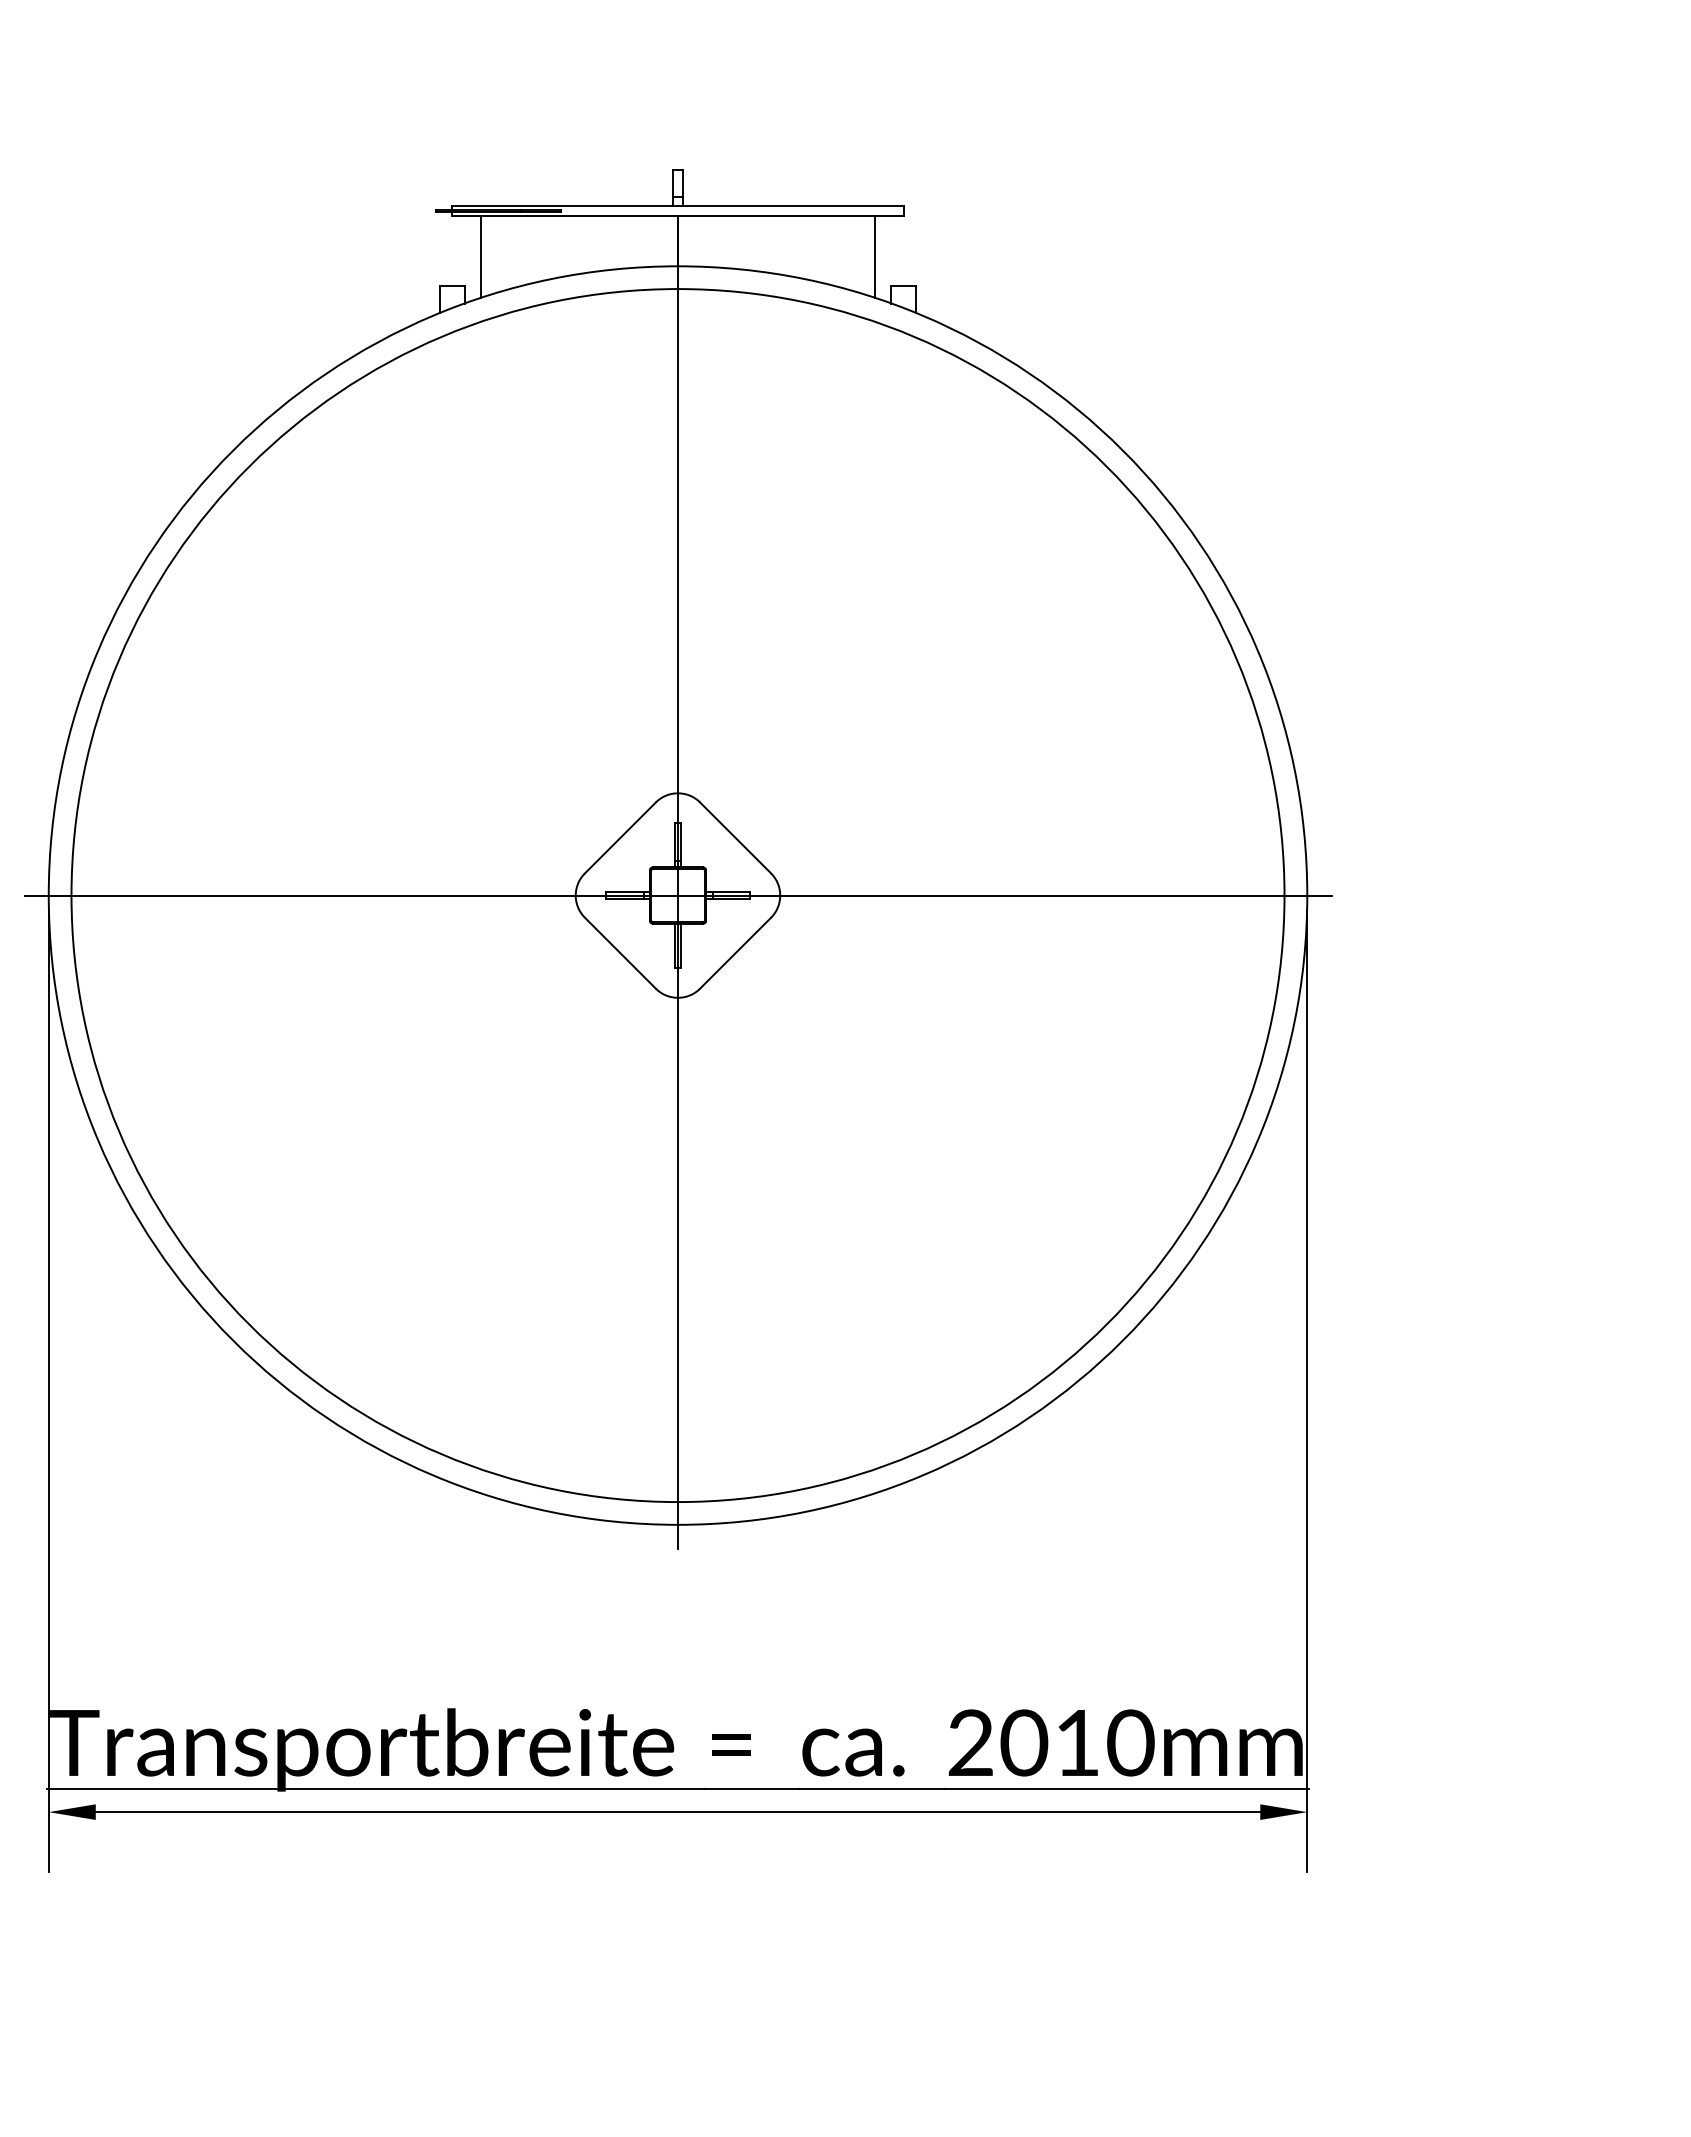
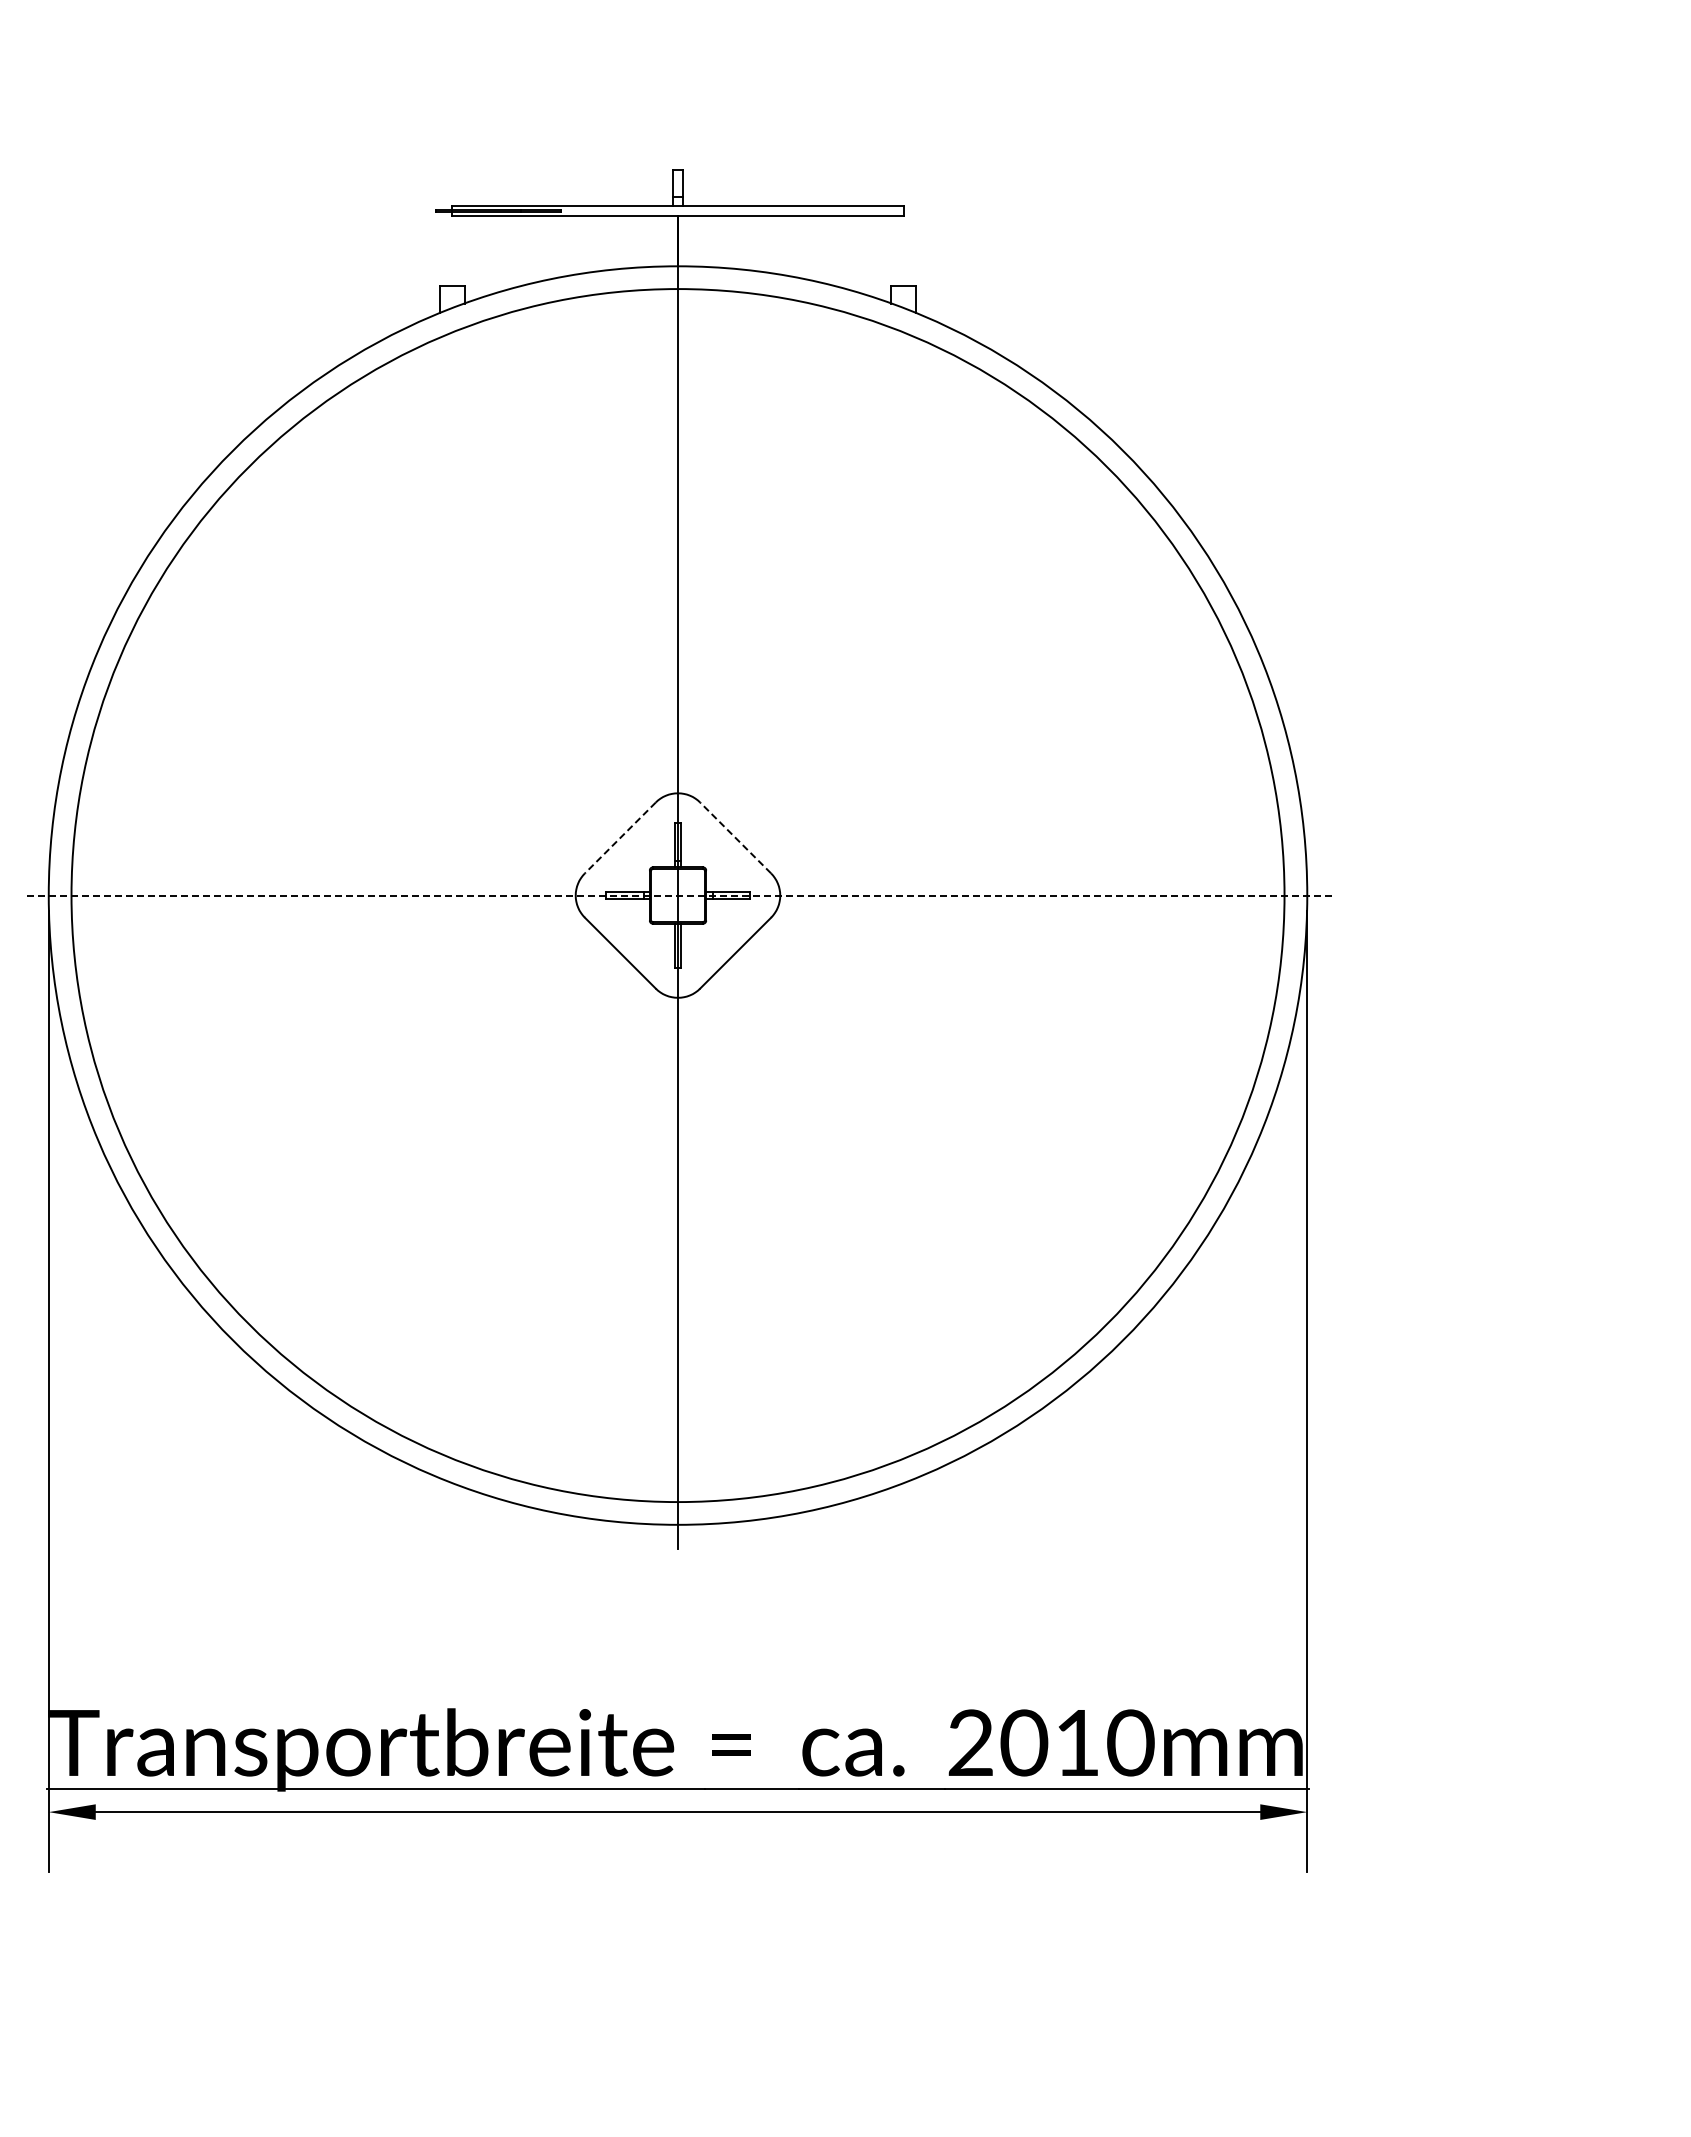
line: present -> none (480, 257)
line: present -> none (875, 257)
line: solid -> dashed (735, 837)
line: solid -> dashed (620, 838)
line: solid -> dashed (678, 895)
